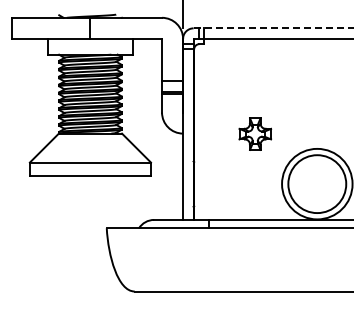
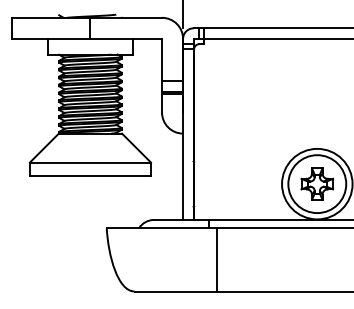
line: dashed -> solid (273, 28)
part position: (255, 133) -> (317, 183) (317, 183)
line: none -> present (217, 259)
